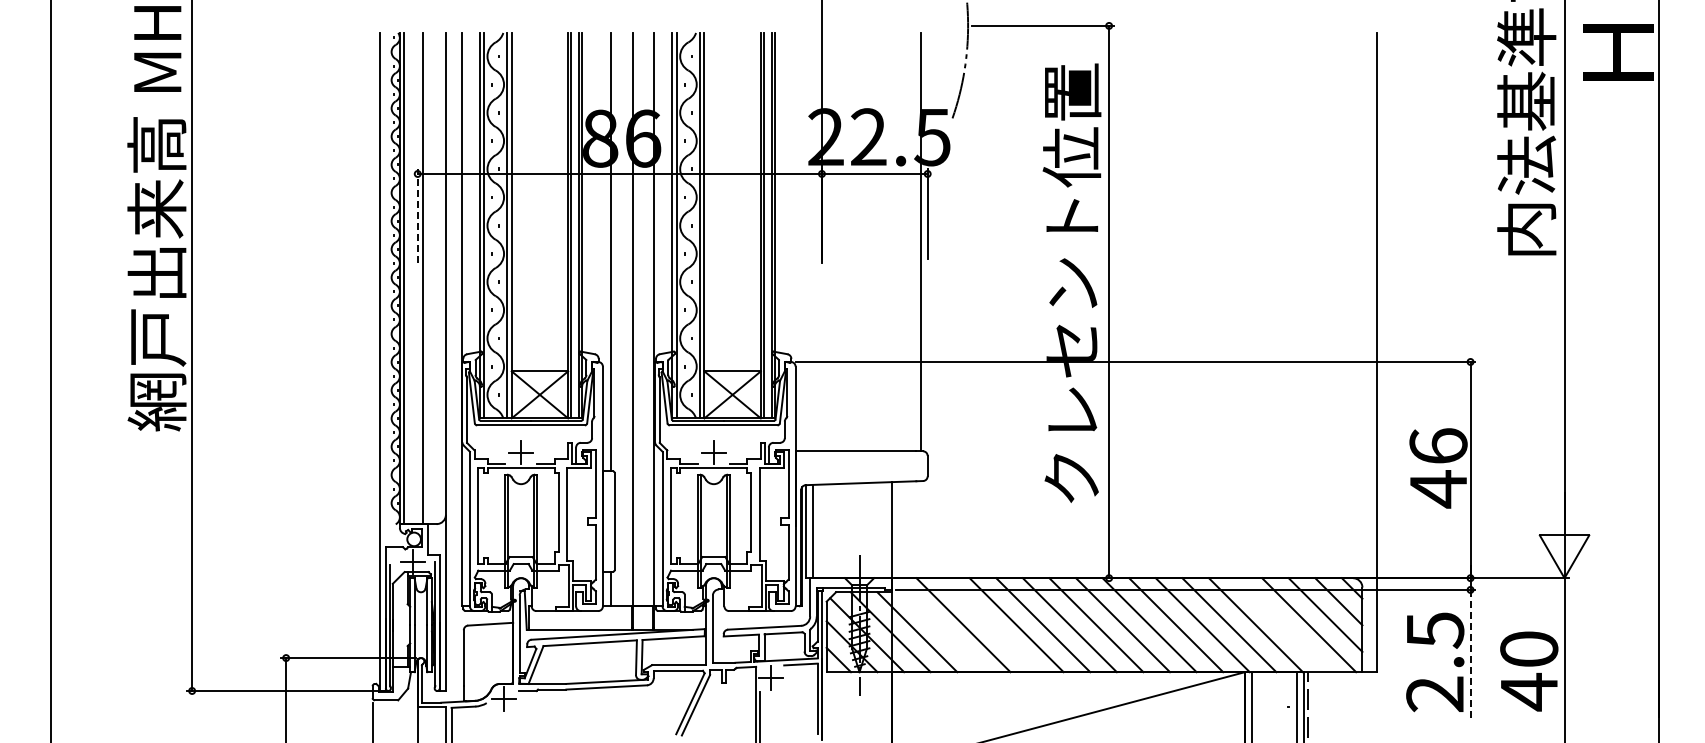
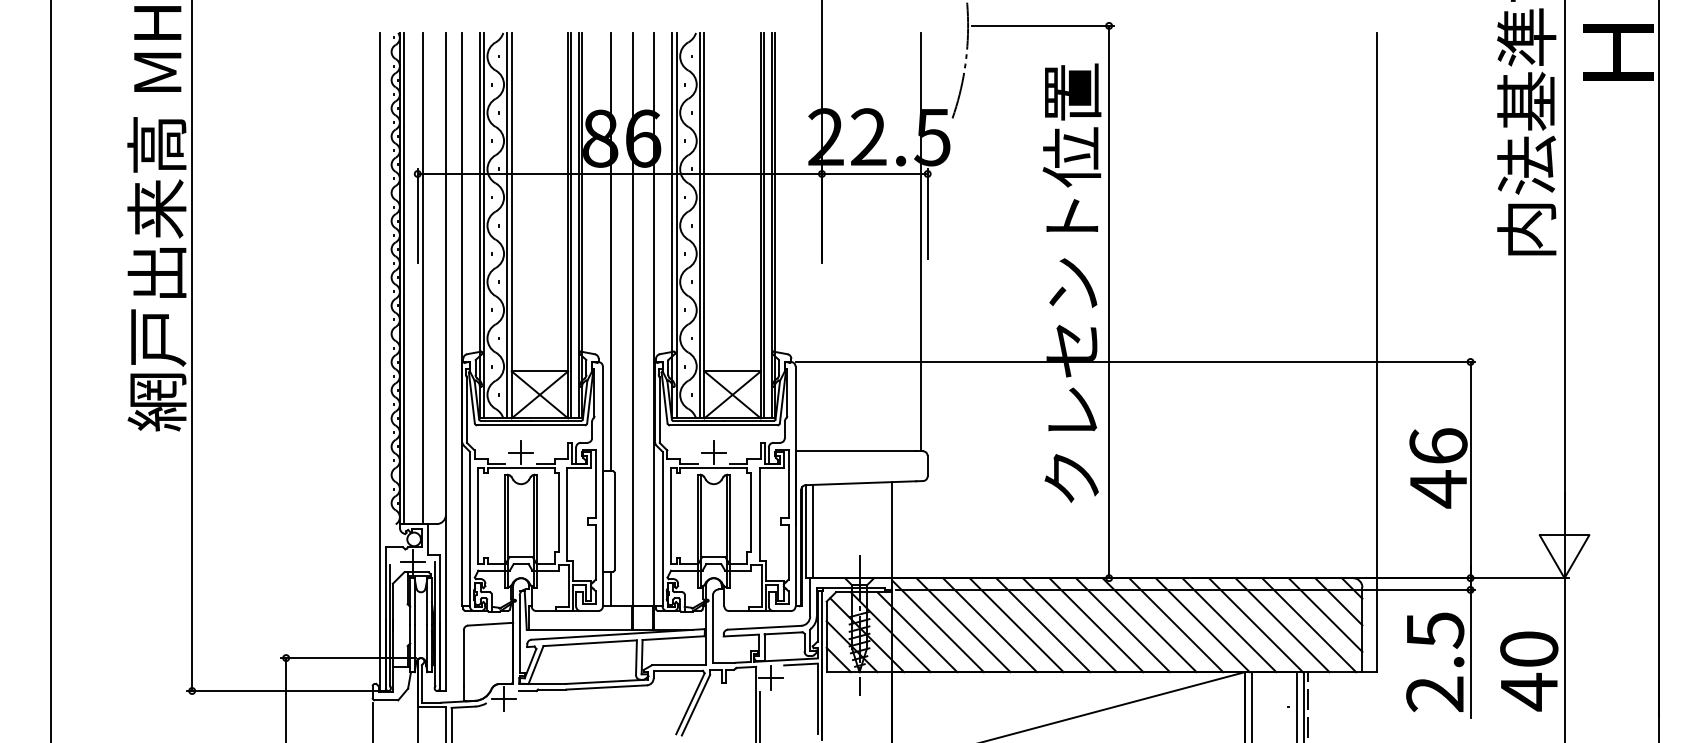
line: dashed -> solid (417, 216)
line: none -> present (990, 625)
line: none -> present (1282, 625)
line: none -> present (937, 626)
line: dashed -> solid (1470, 654)
